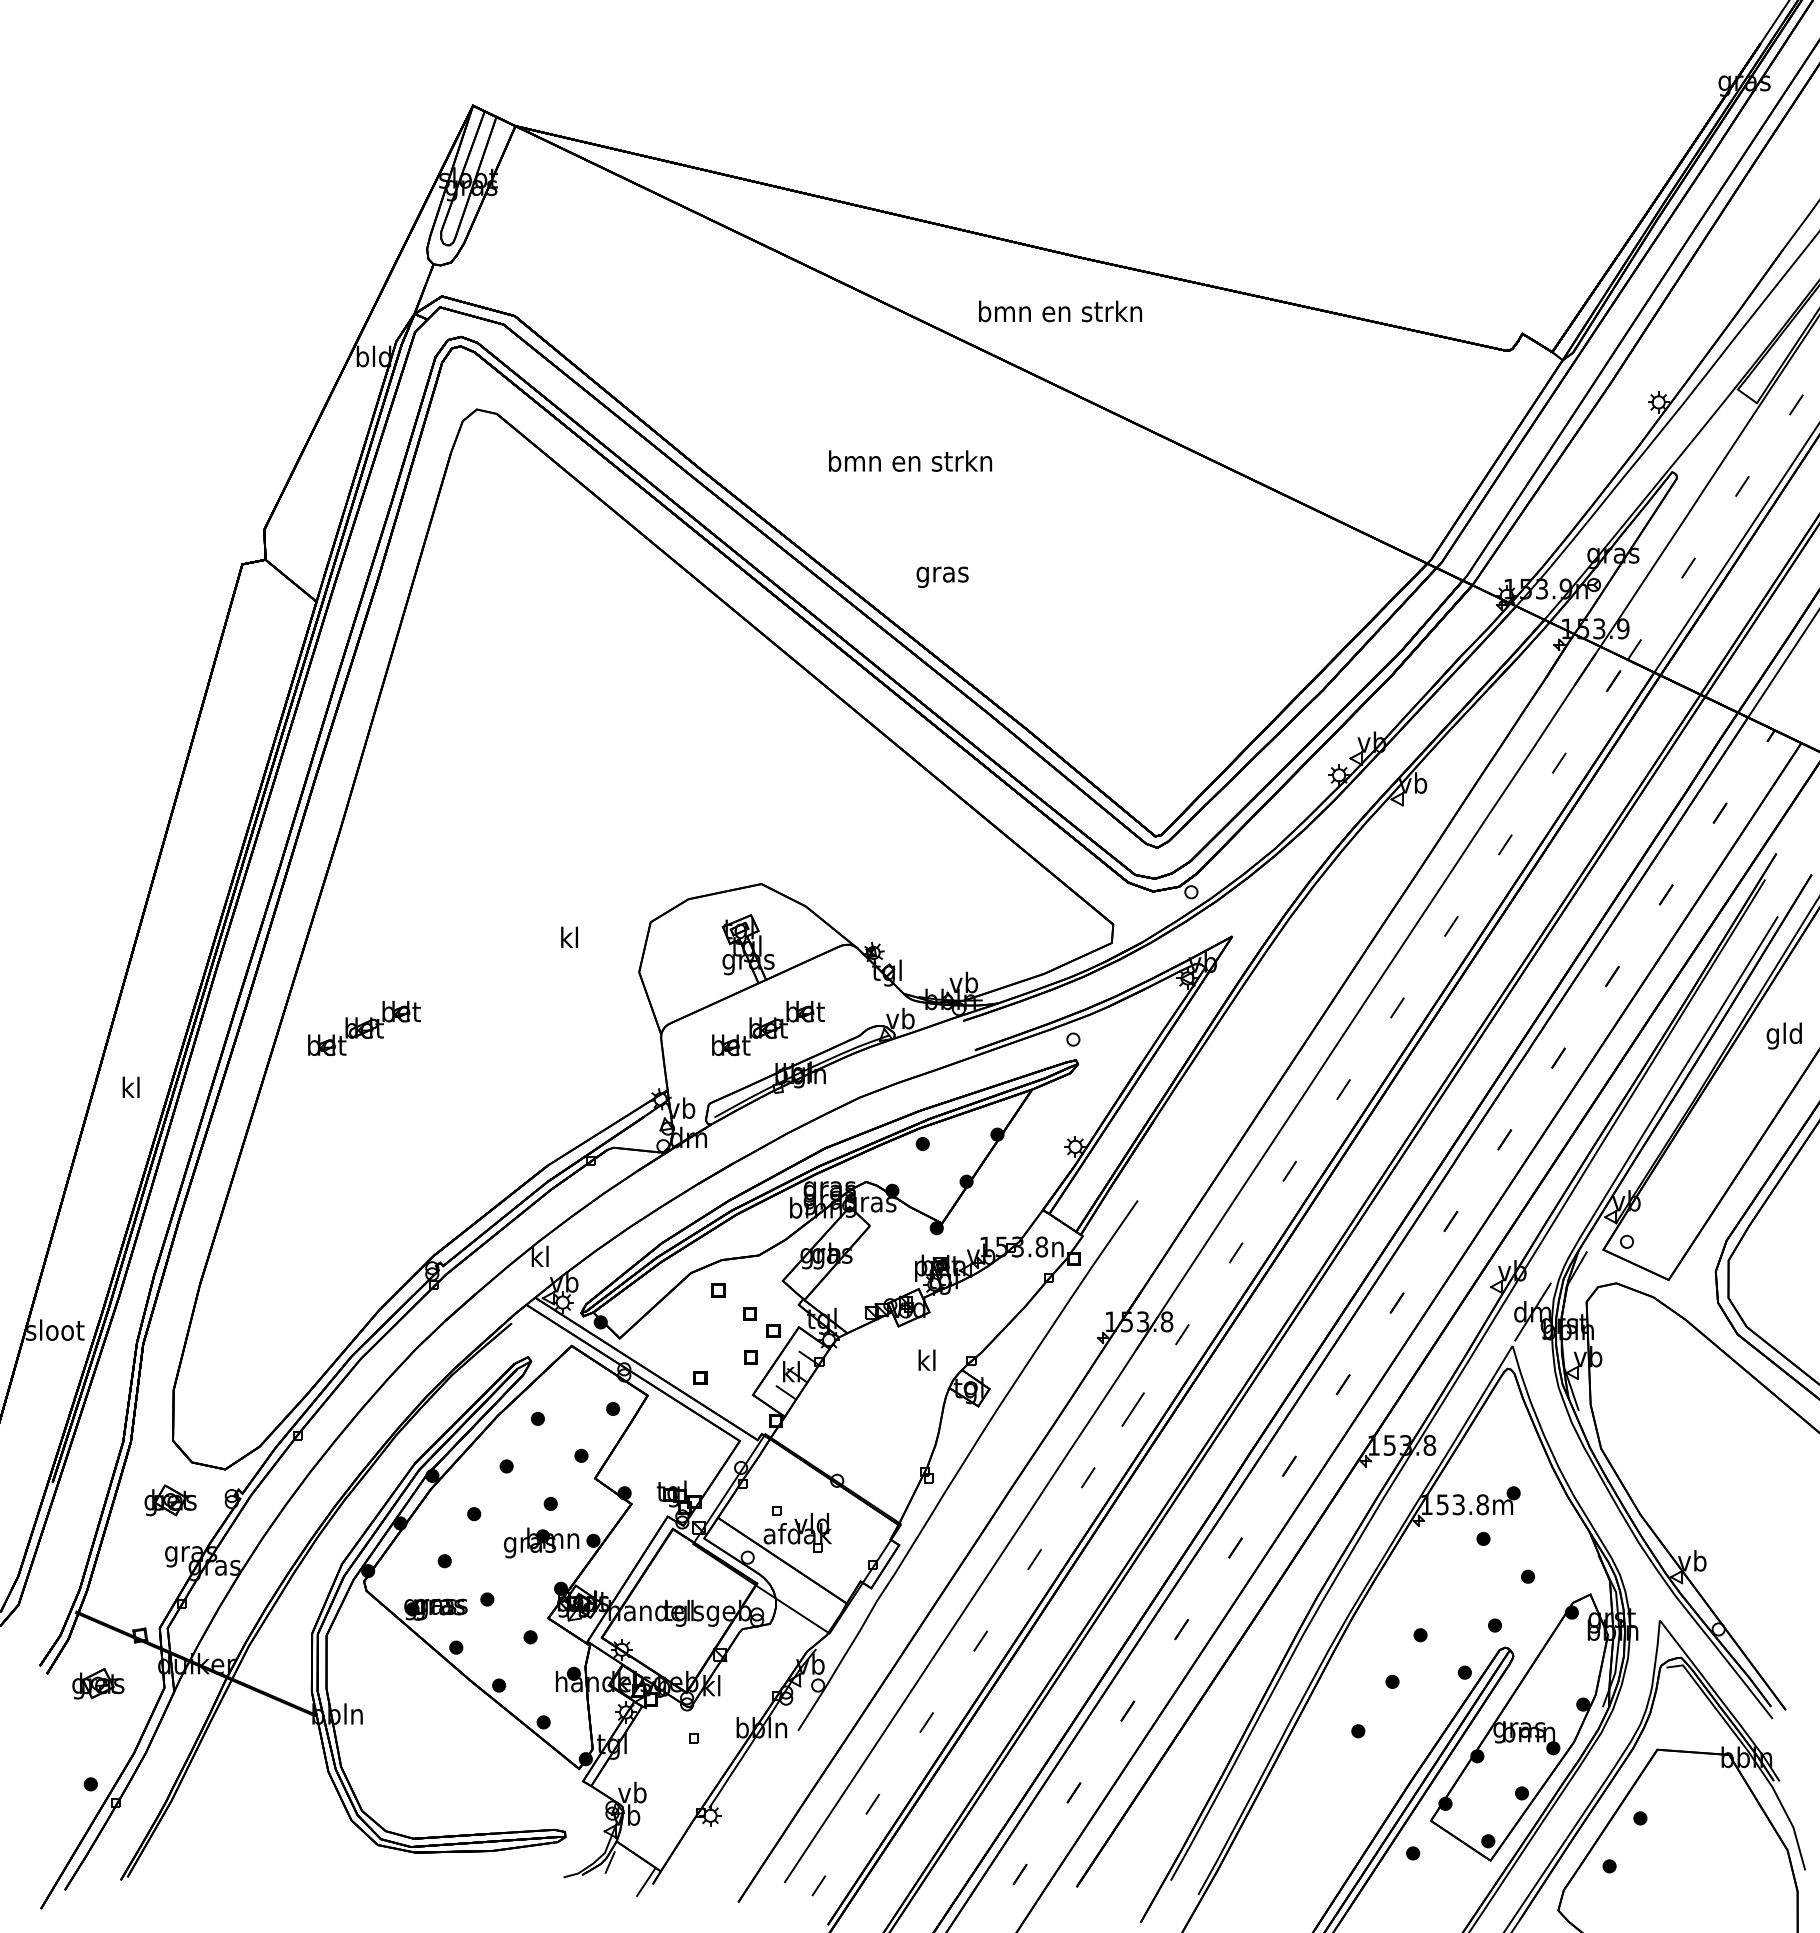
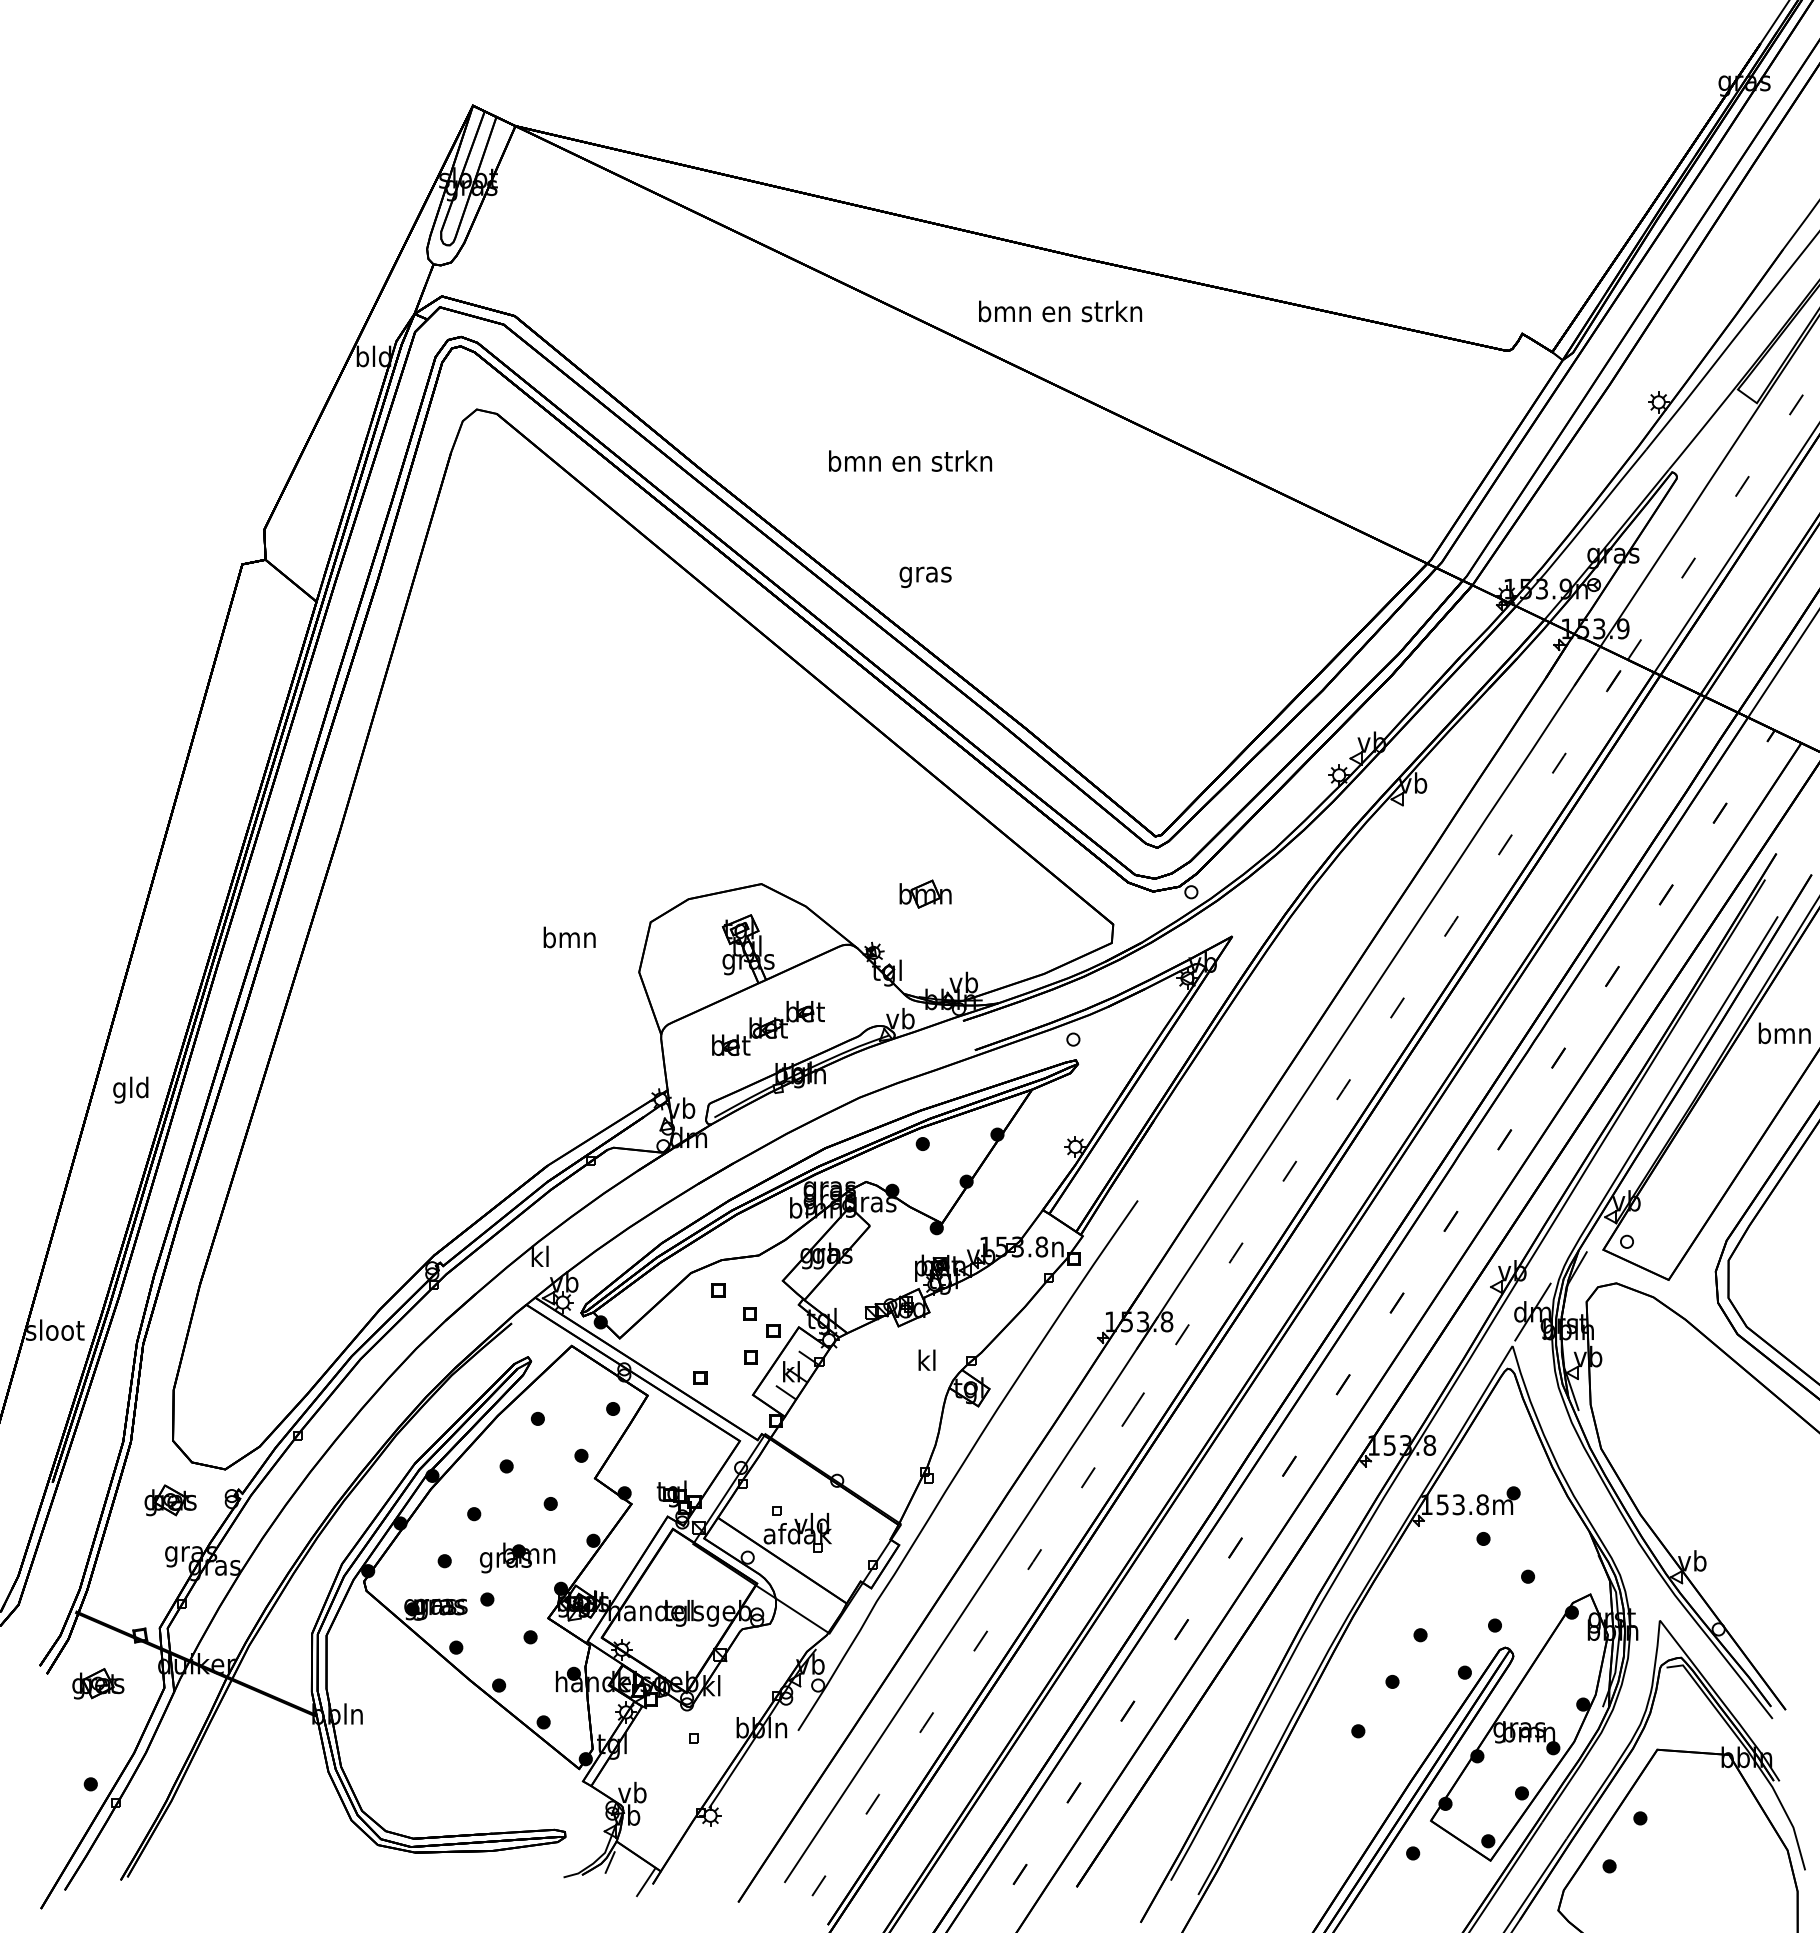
text position: (942, 577) -> (925, 577) (925, 577)
part: none -> present (925, 893)
text: kl -> bmn (569, 937)
part: present -> none (364, 1028)
text: gld -> bmn (1784, 1035)
text: kl -> gld (130, 1089)
part position: (541, 1542) -> (517, 1557) (517, 1557)
